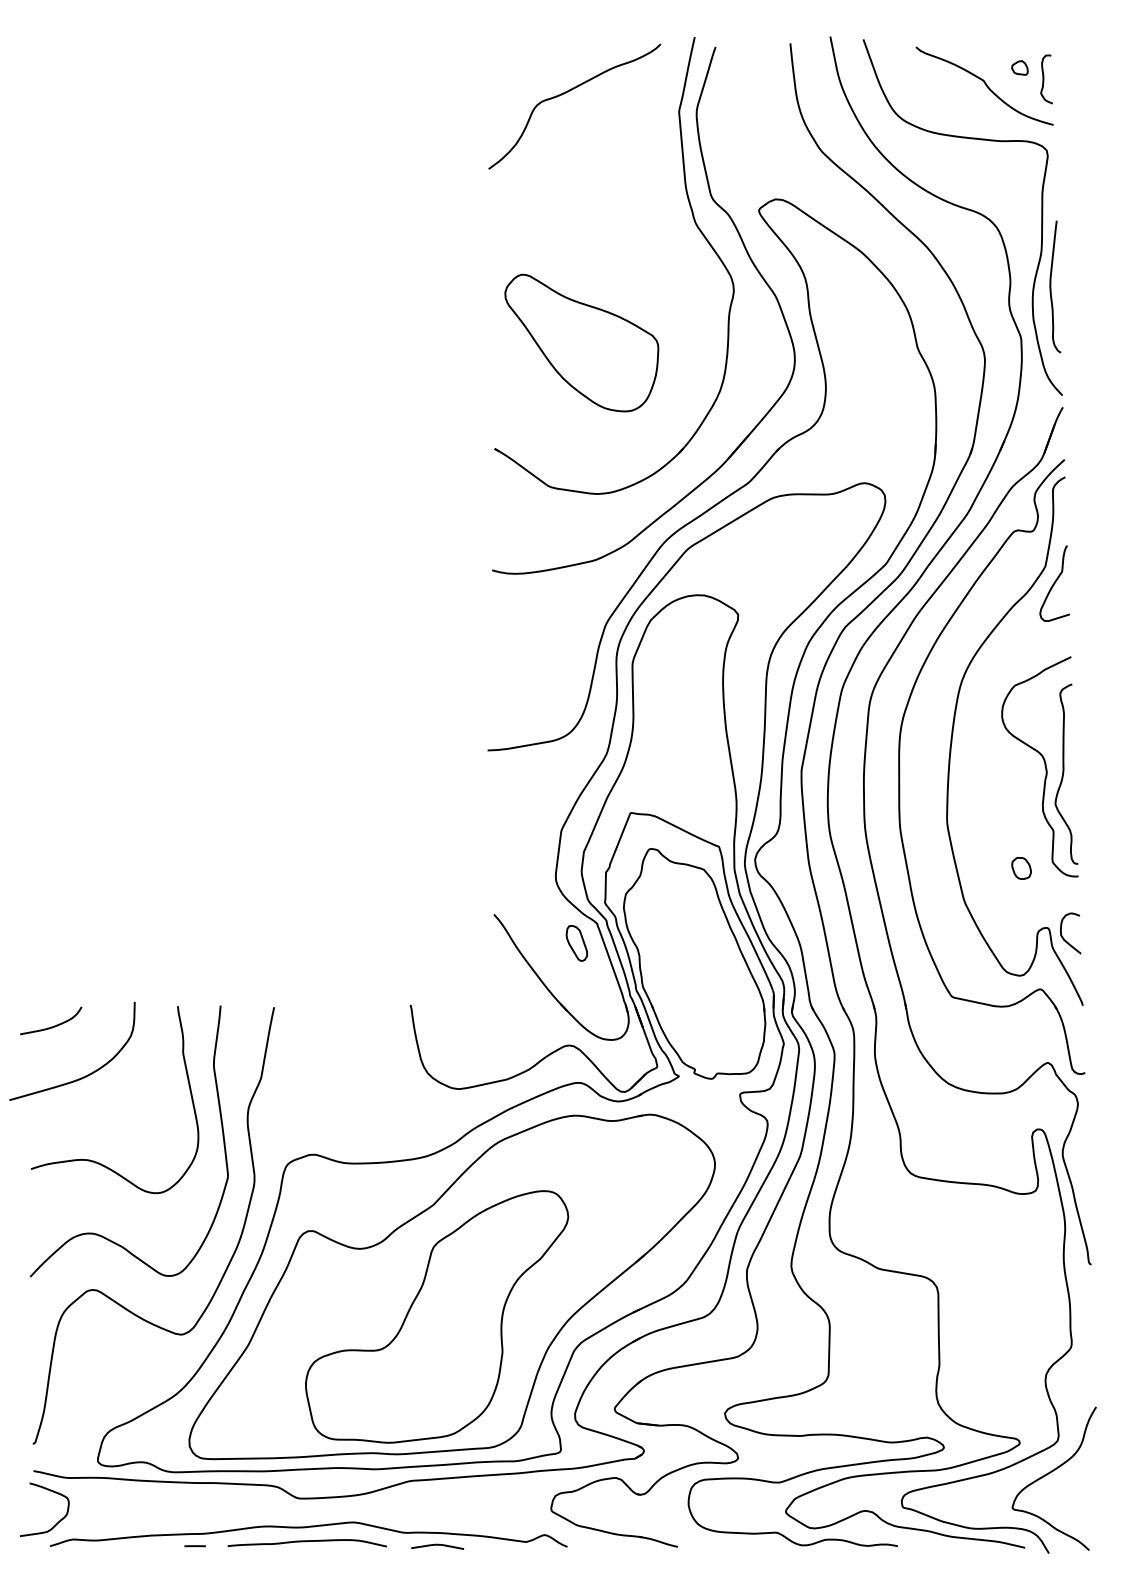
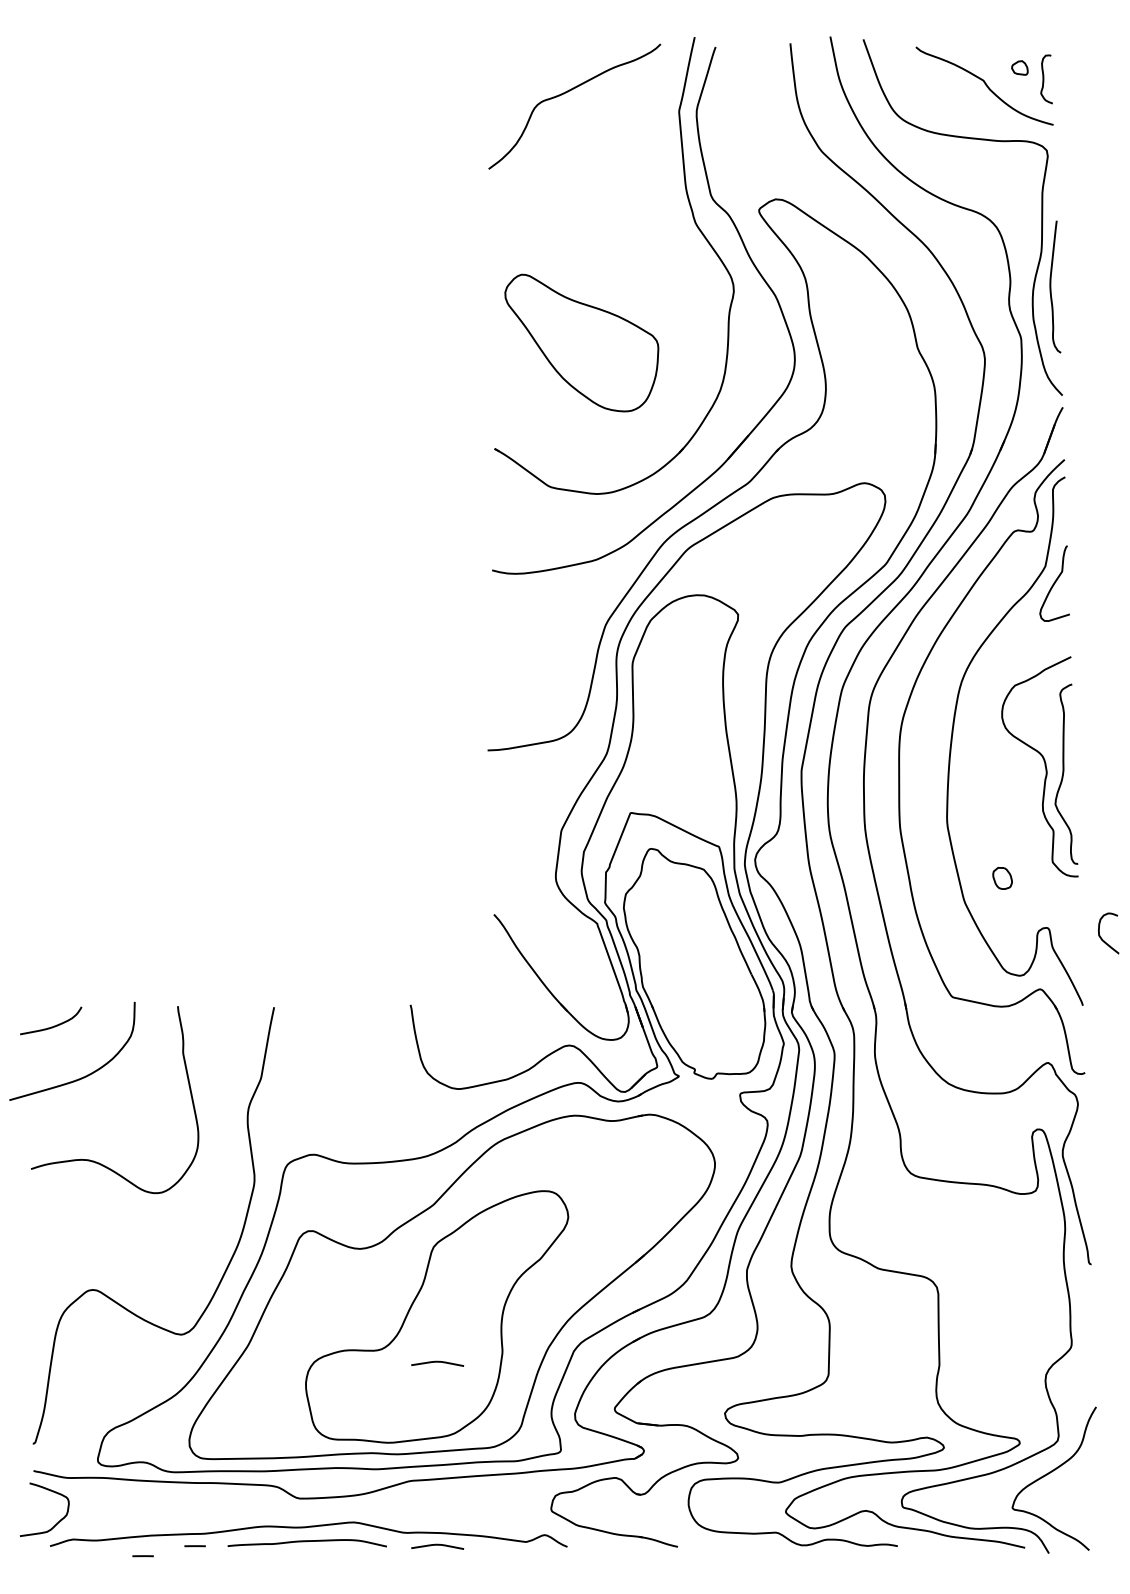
part position: (1021, 868) -> (1002, 878) (1002, 878)
curve position: (1064, 938) -> (1102, 938) (1102, 938)
part: present -> none (576, 943)
curve: present -> none (221, 1129)
curve: none -> present (437, 1362)
line: none -> present (142, 1556)
